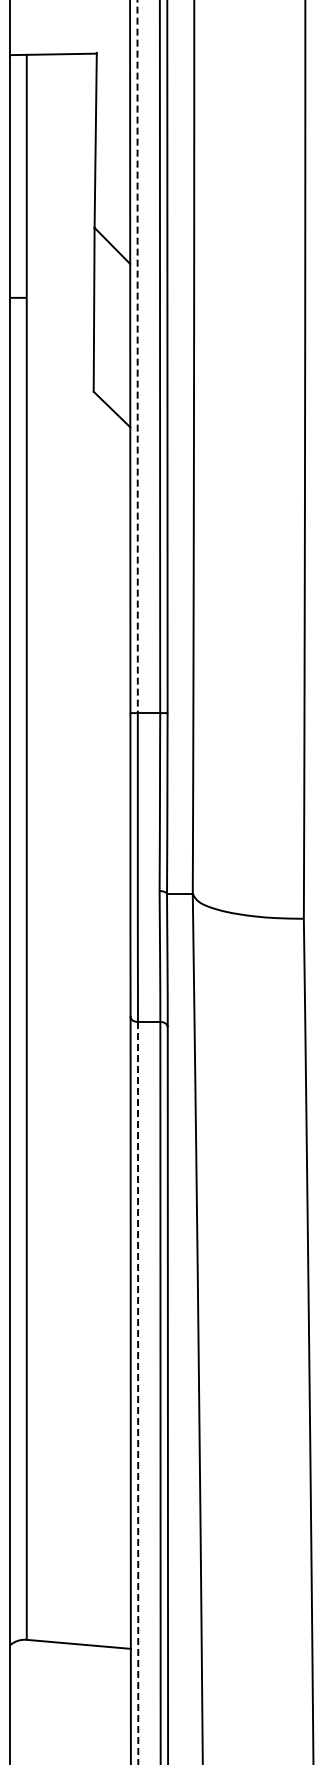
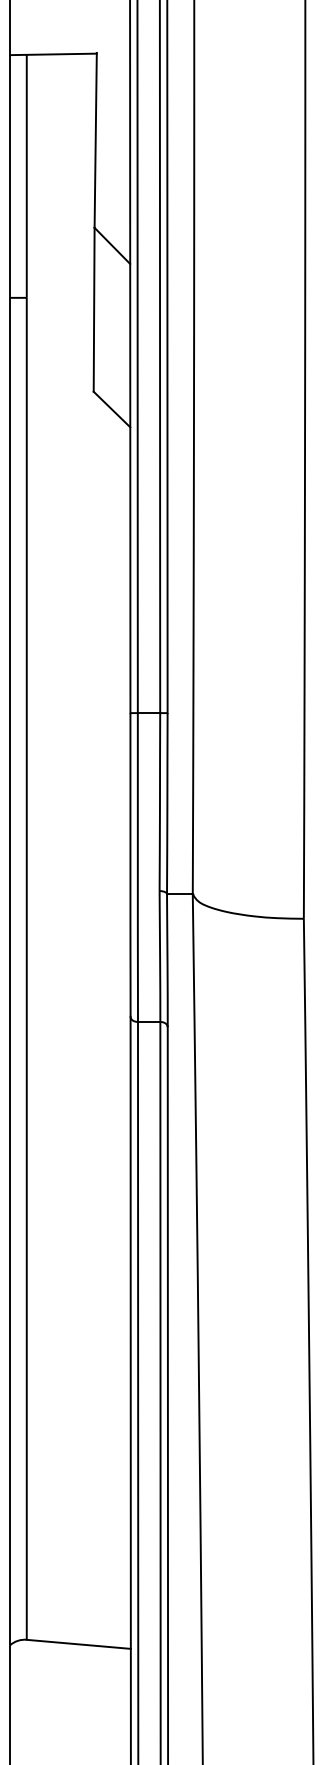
line: dashed -> solid (137, 357)
line: dashed -> solid (138, 1393)
